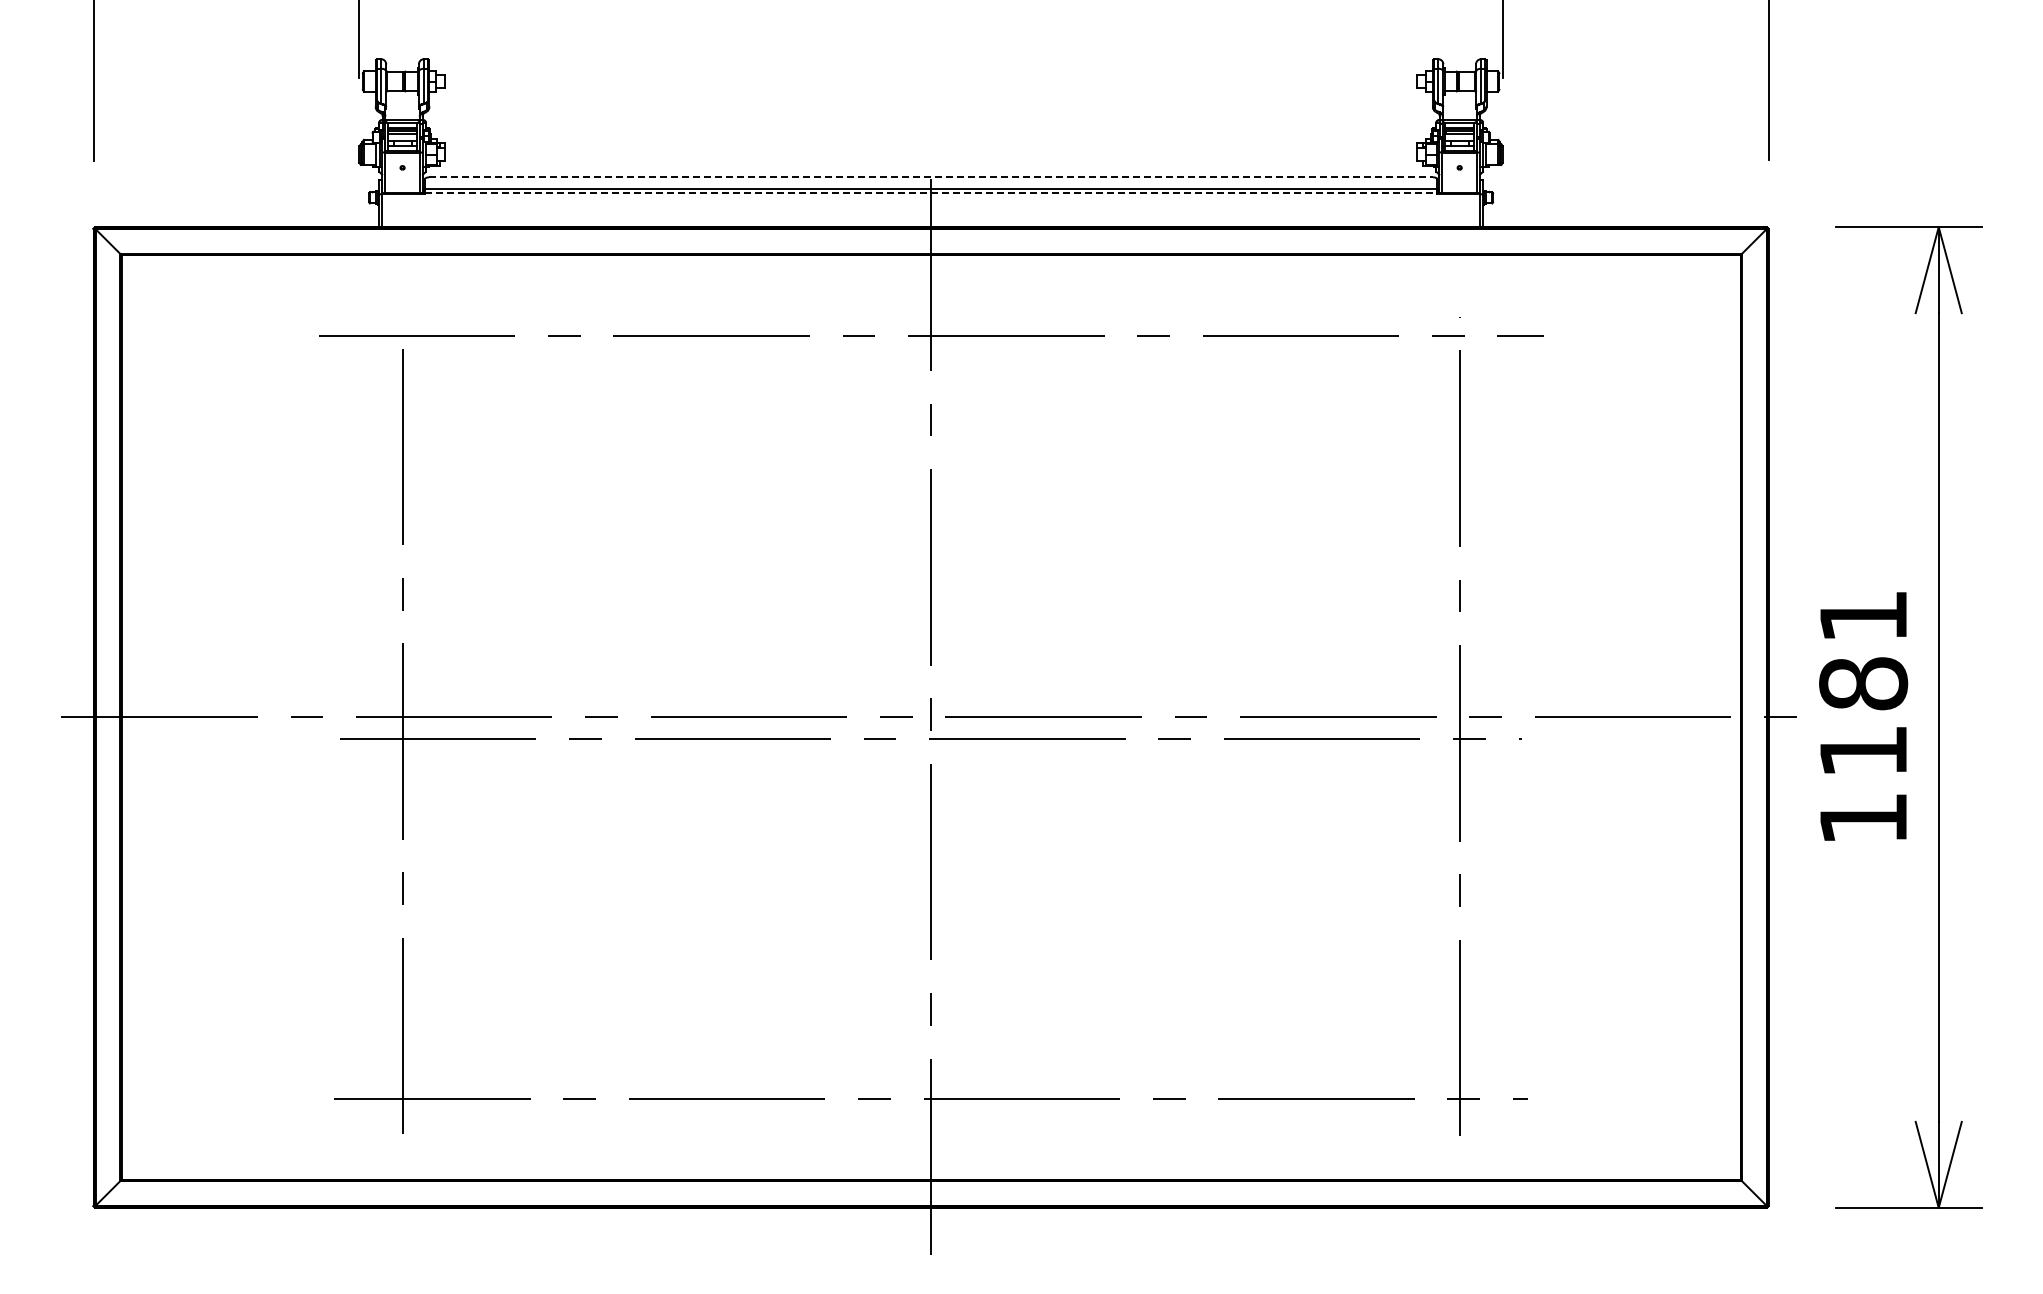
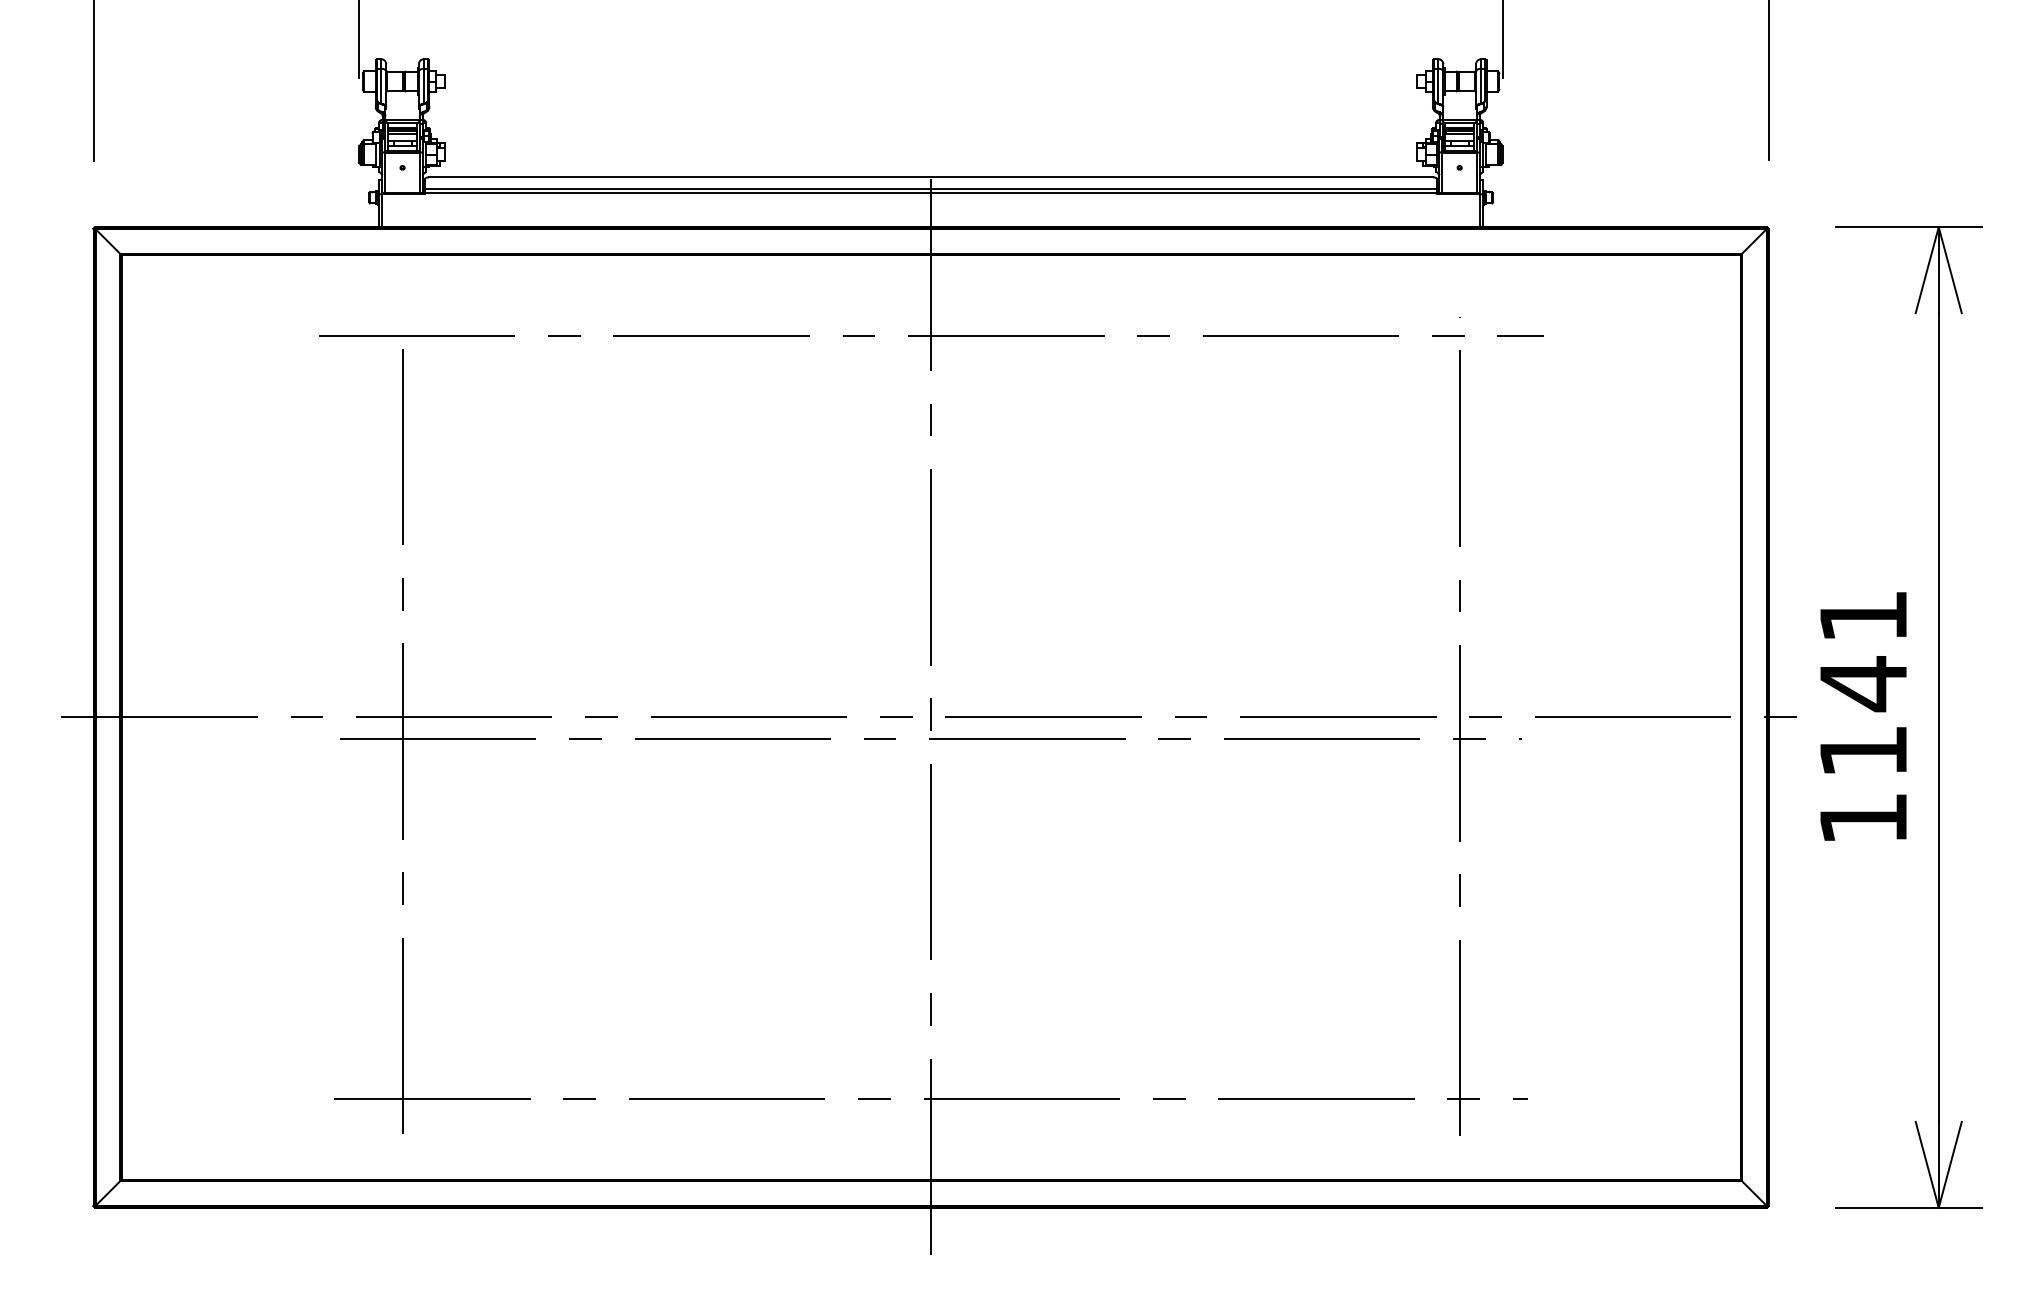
line: dashed -> solid (931, 177)
line: dashed -> solid (931, 193)
text: 1181 -> 1141 (1863, 684)
